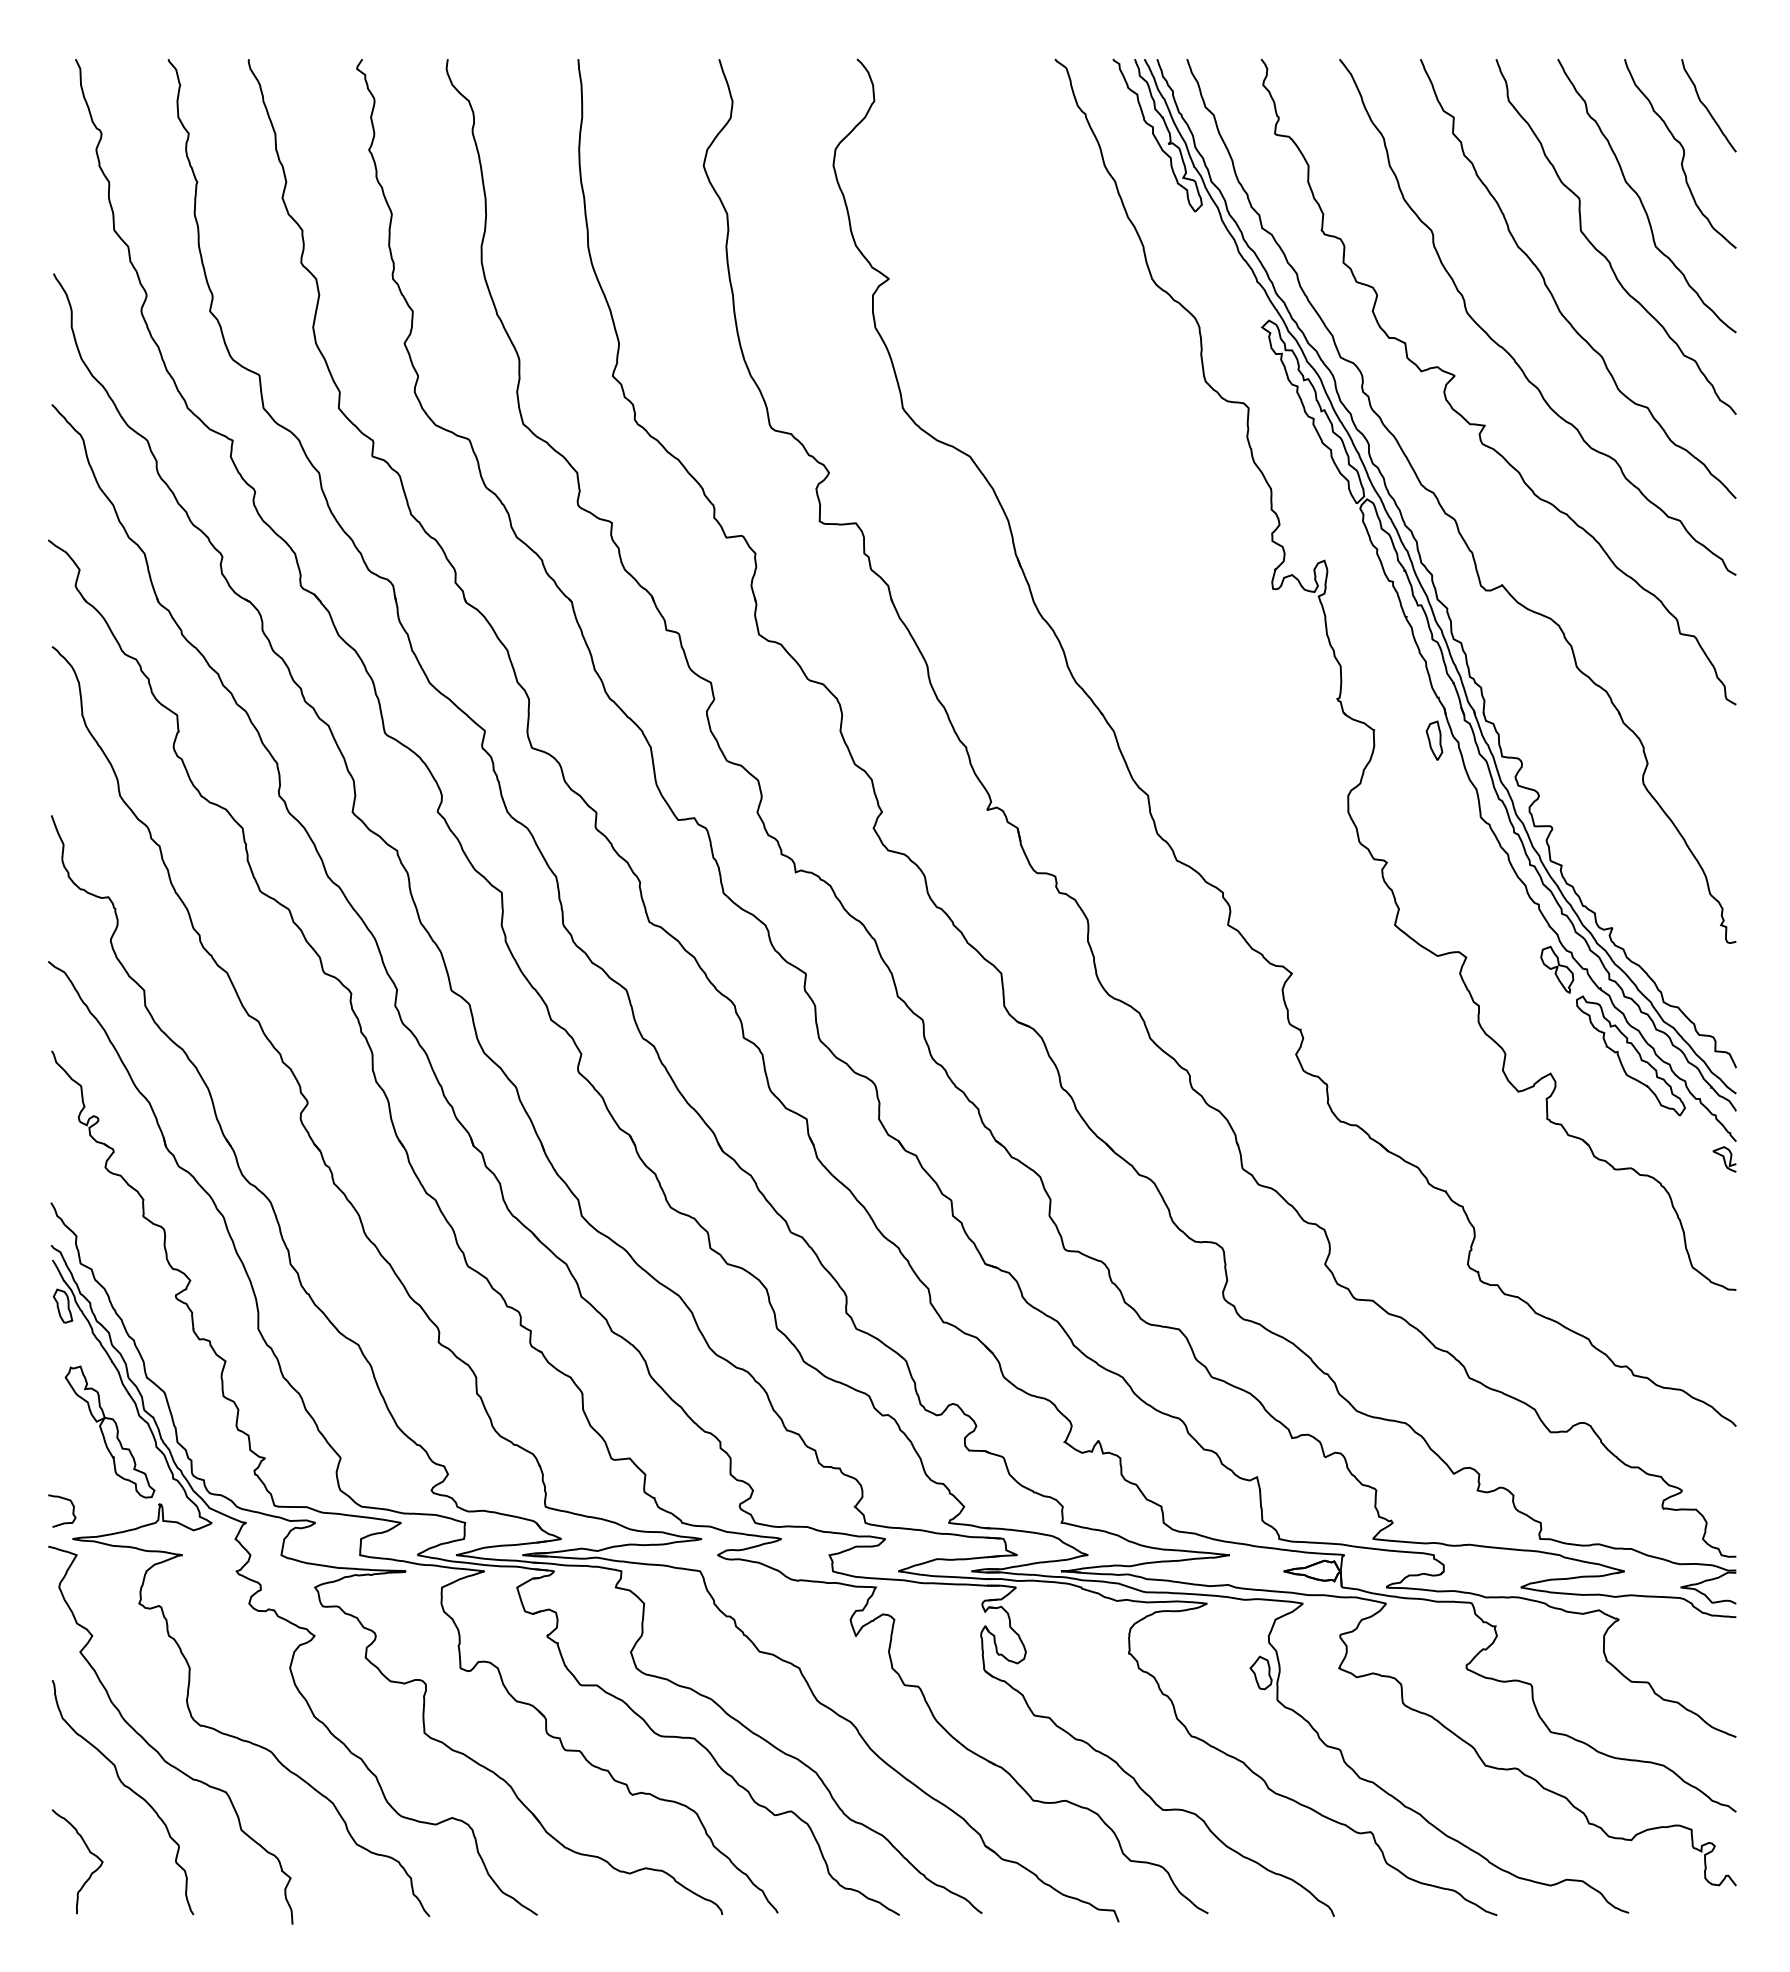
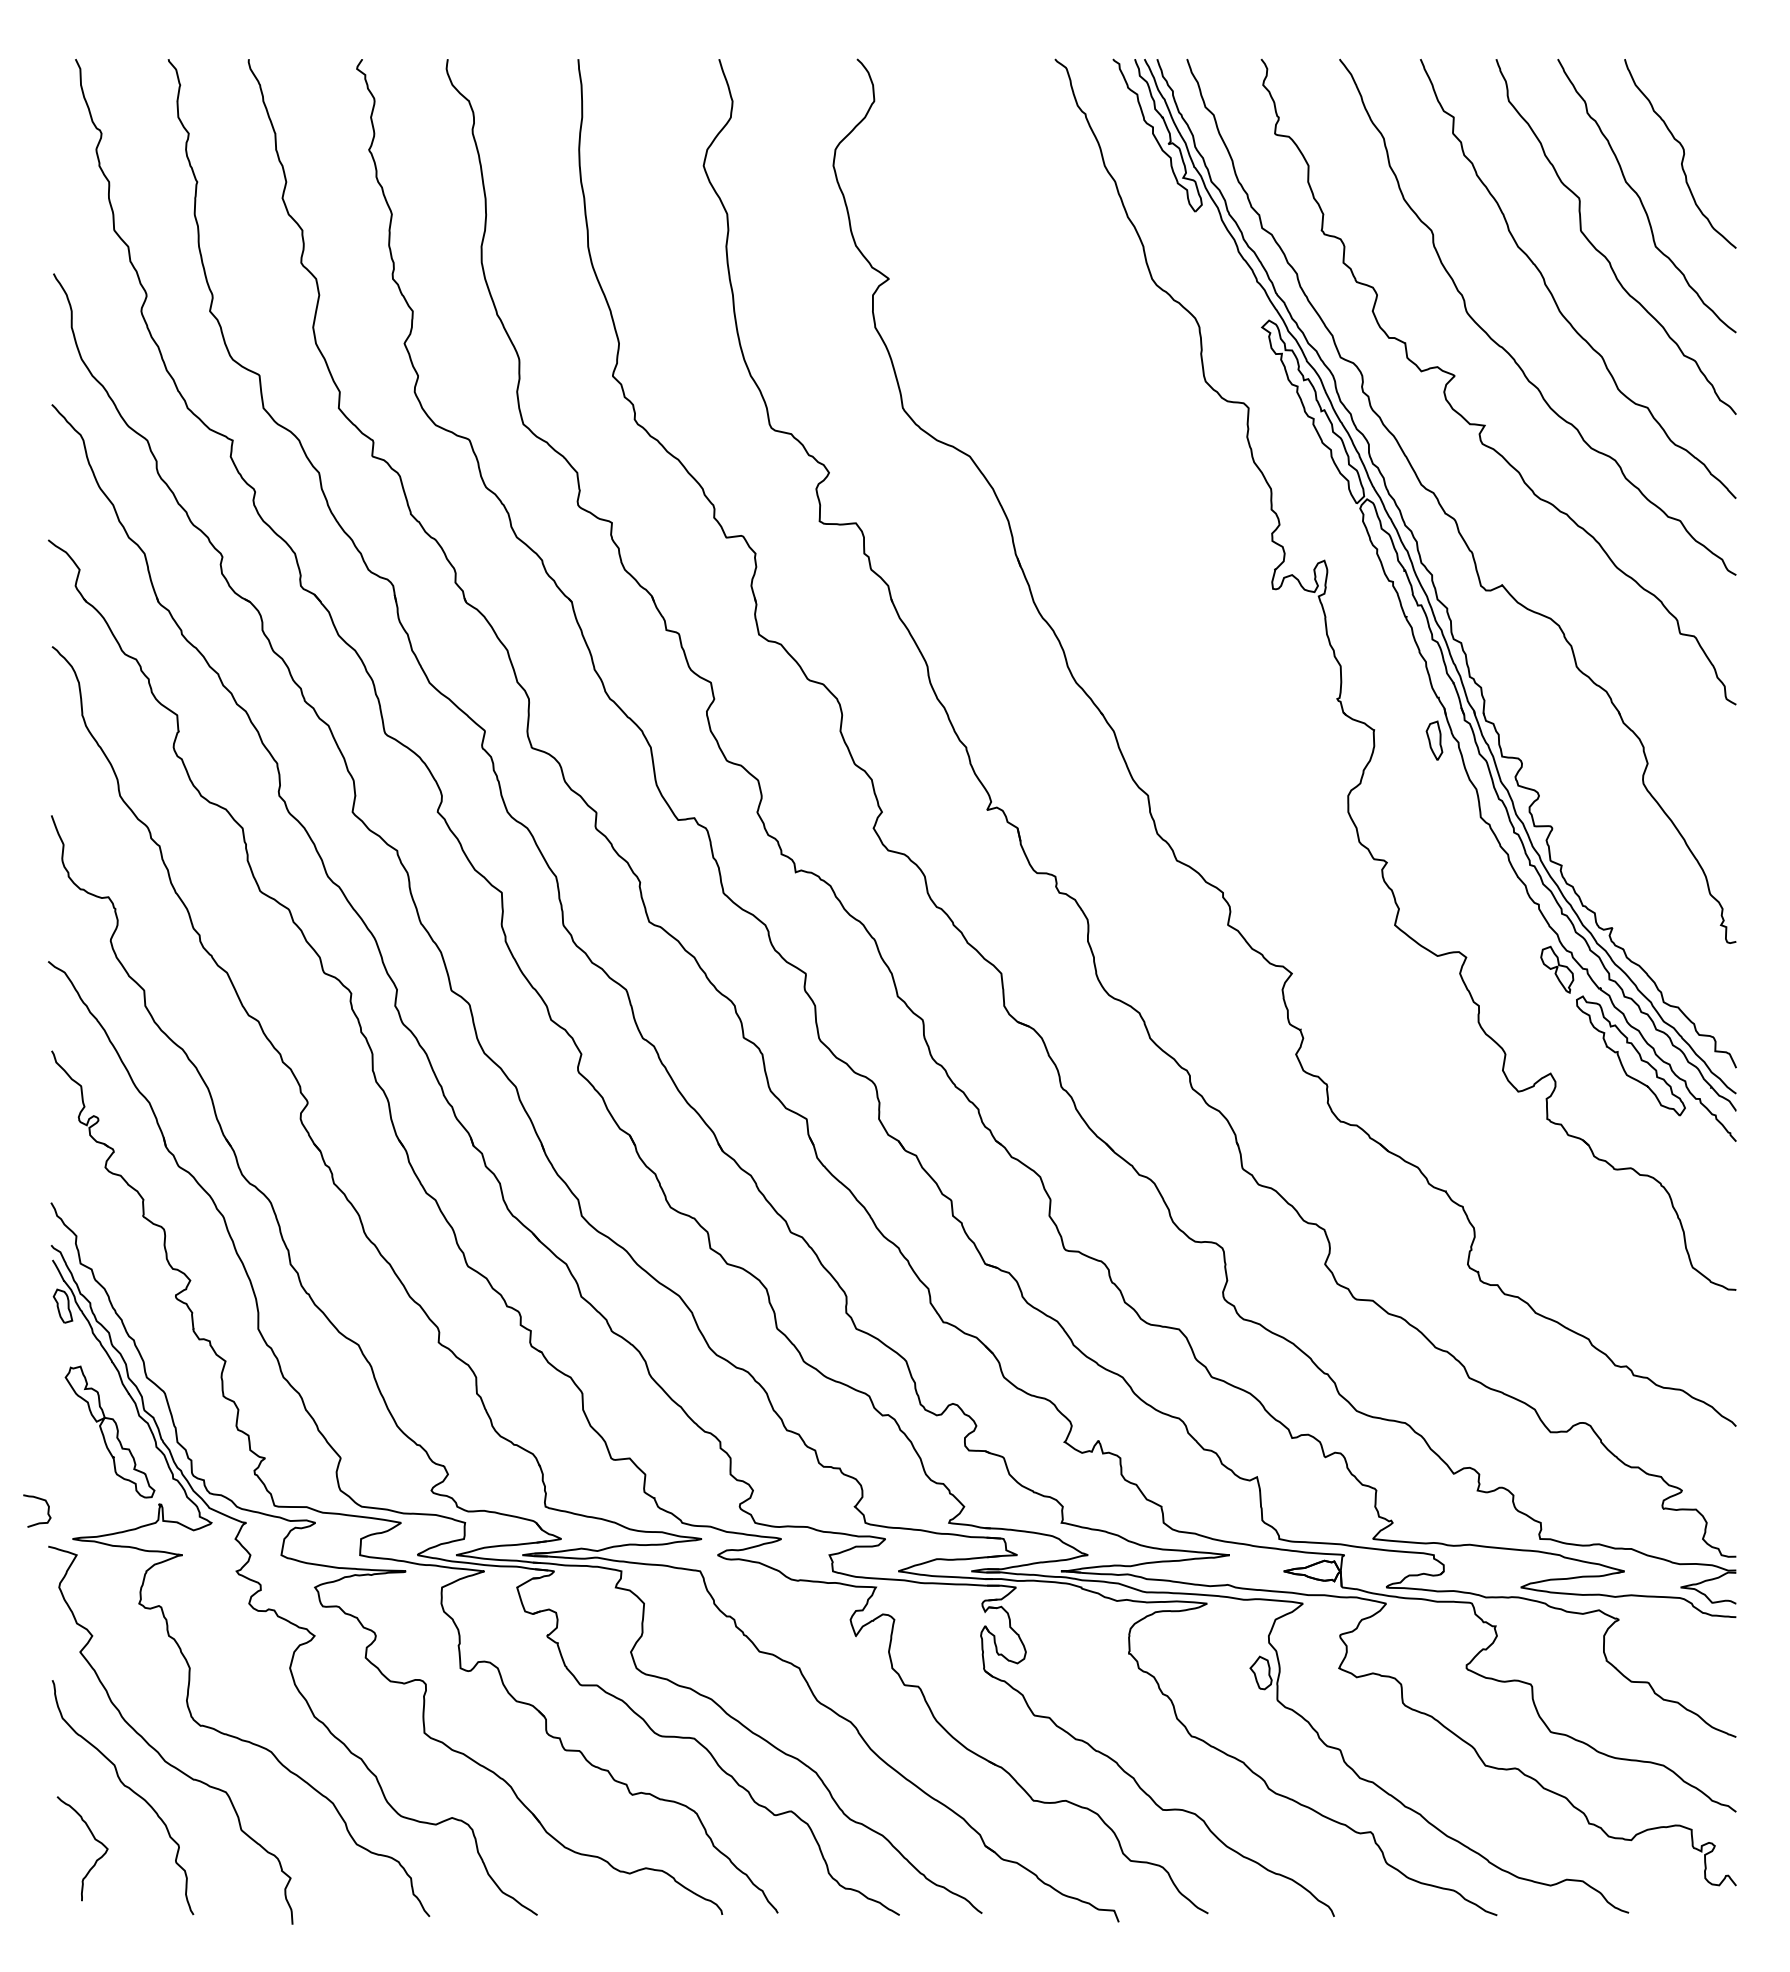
curve: present -> none (1706, 106)
curve: present -> none (1724, 1159)
curve position: (72, 1510) -> (47, 1510) (47, 1510)
curve position: (88, 1851) -> (93, 1838) (93, 1838)
